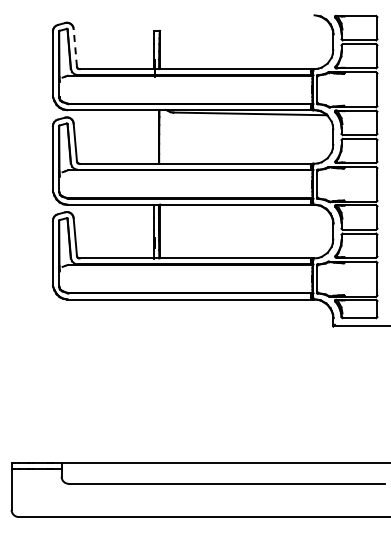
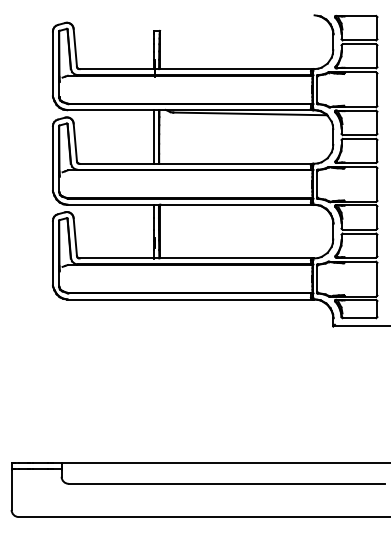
line: dashed -> solid (75, 47)
line: none -> present (154, 136)
